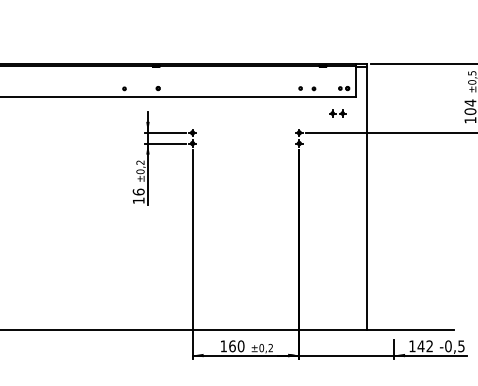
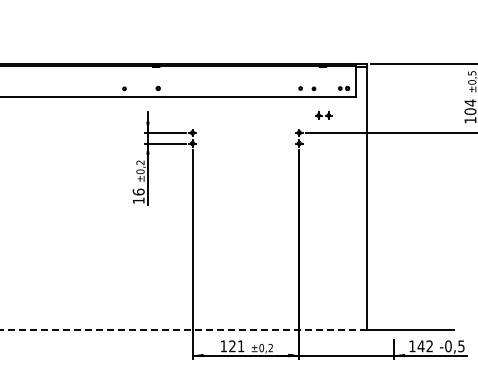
part position: (337, 113) -> (323, 115) (323, 115)
line: solid -> dashed (183, 330)
text: 160 -> 121 (236, 346)
